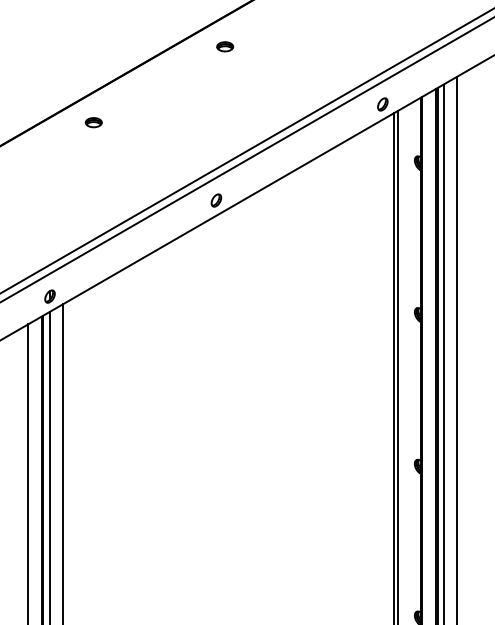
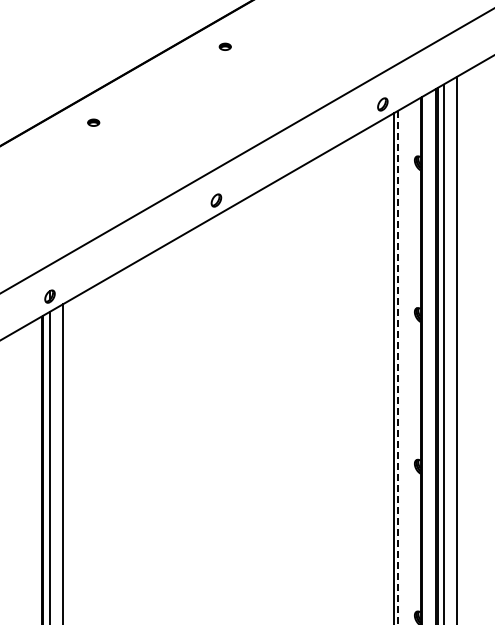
part size: 19x12 px -> 14x9 px (224, 46)
part size: 19x12 px -> 14x9 px (93, 122)
line: present -> none (246, 159)
line: solid -> dashed (398, 367)
line: present -> none (28, 472)
